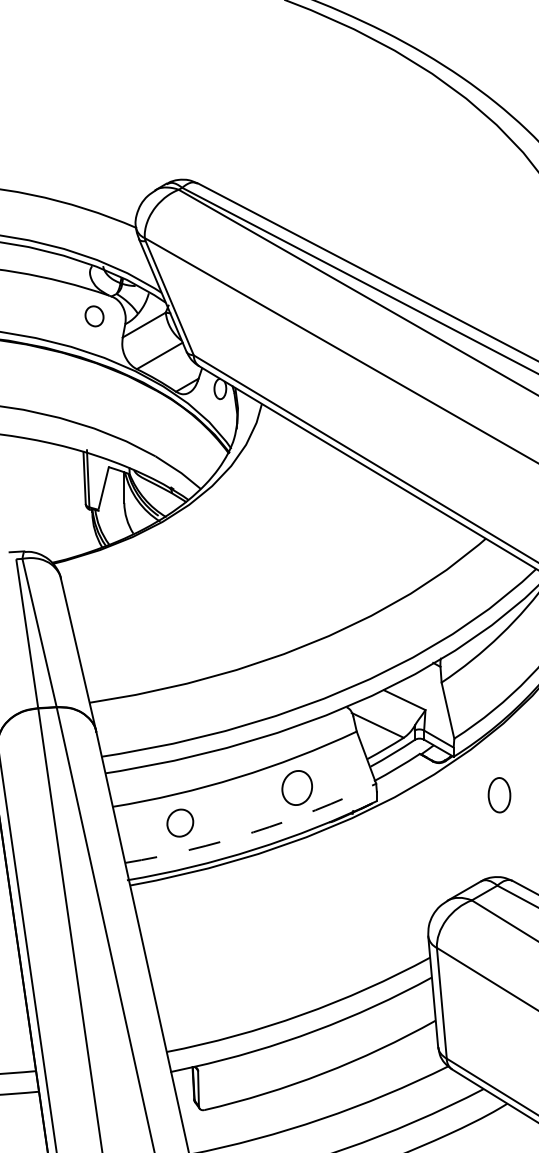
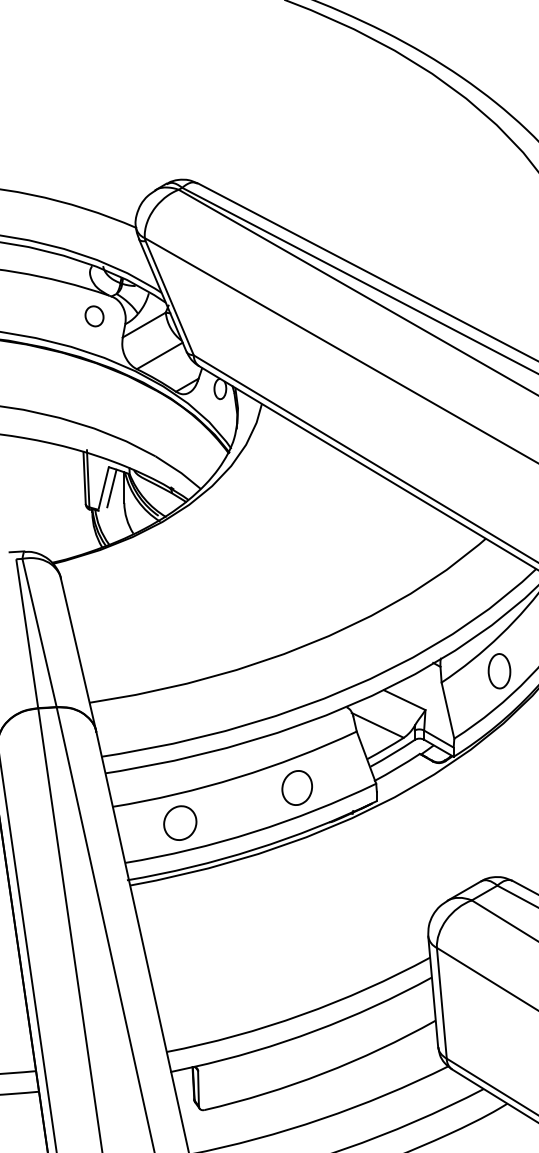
line: none -> present (111, 488)
part position: (499, 795) -> (499, 671) (499, 671)
part size: 29x30 px -> 35x36 px (180, 822)
arc: dashed -> solid (253, 832)
